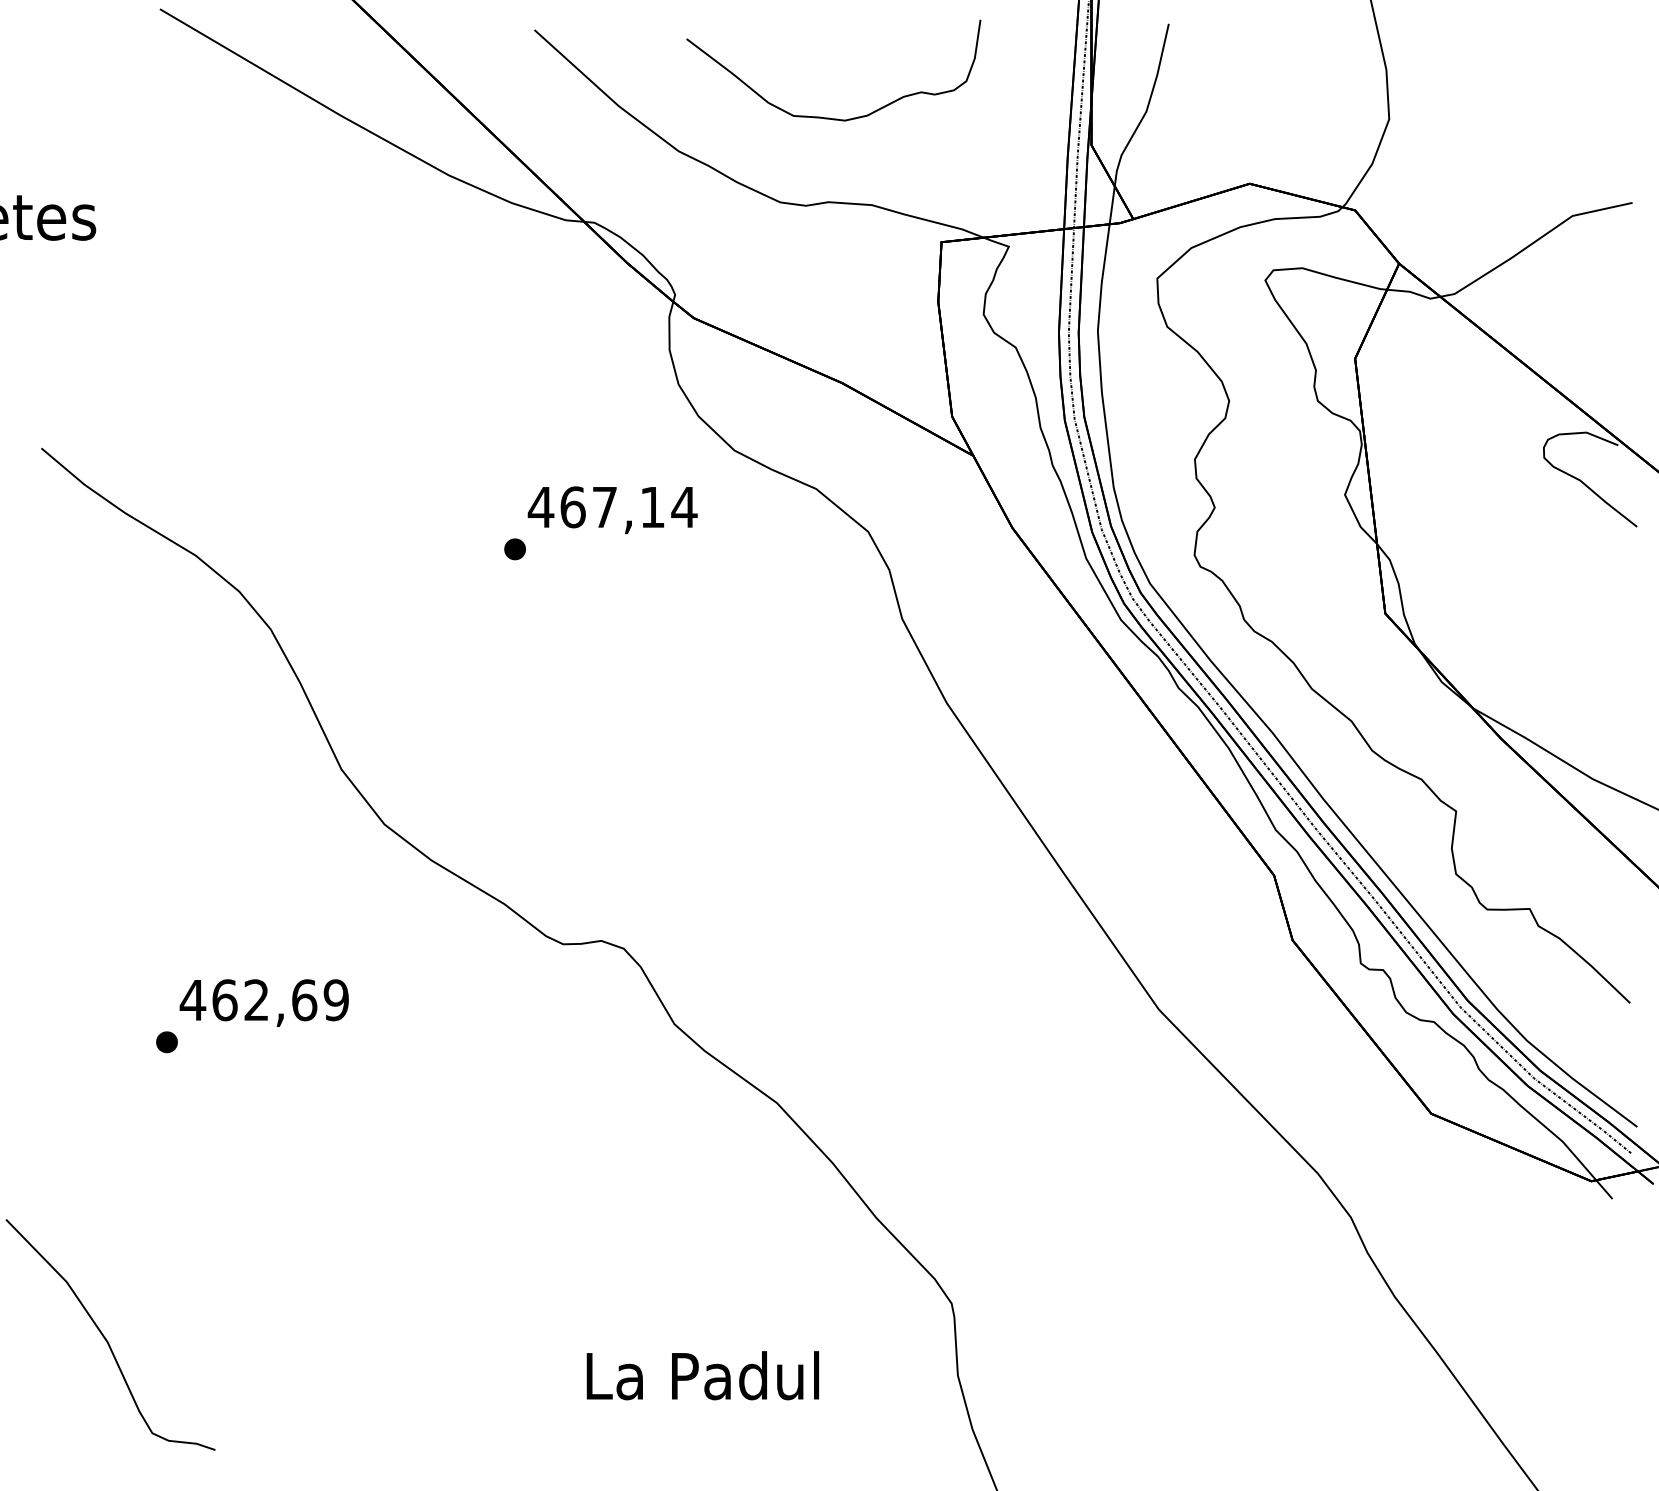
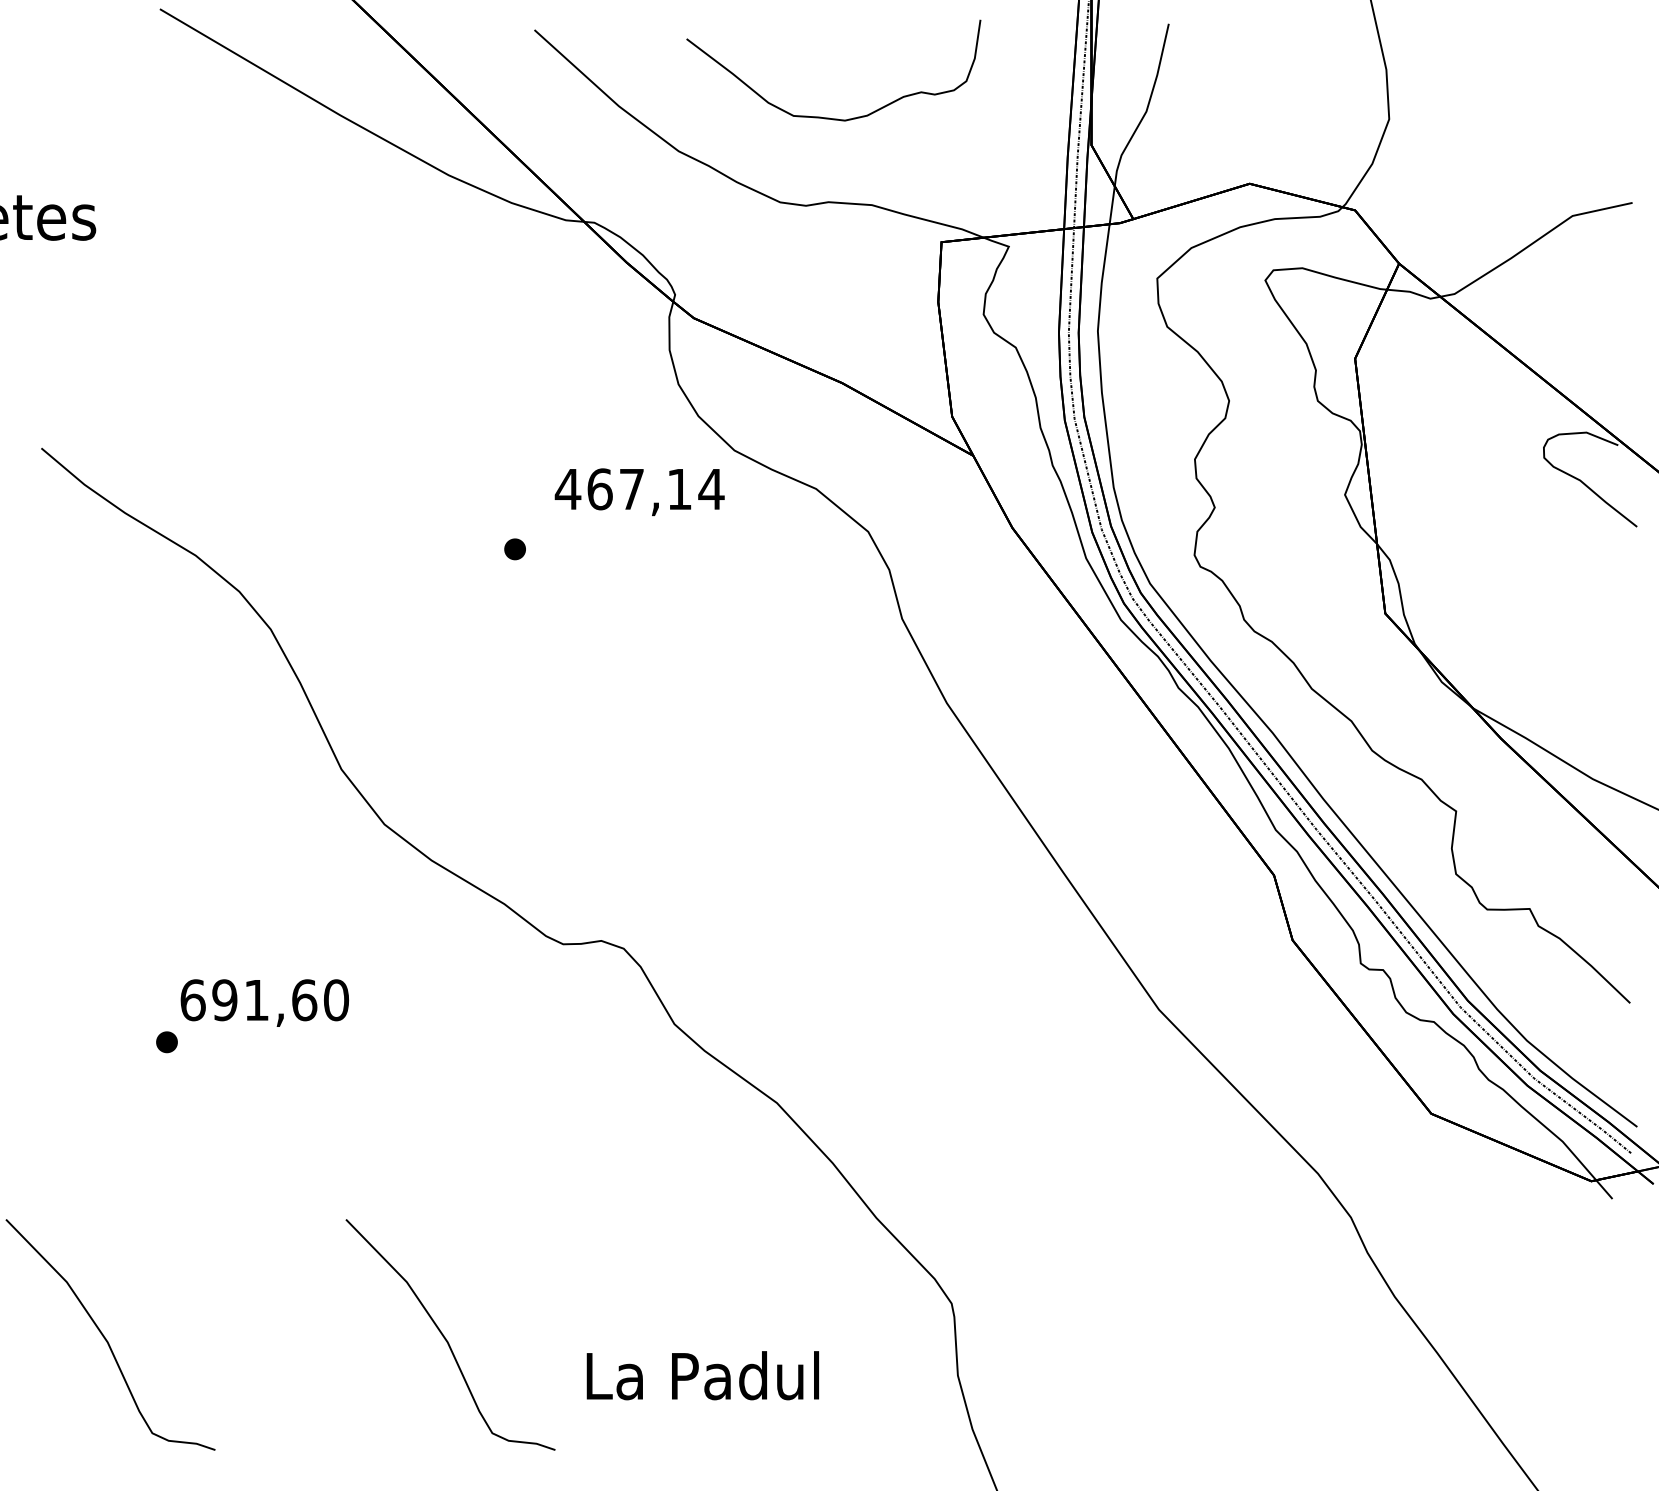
text position: (612, 509) -> (639, 491) (639, 491)
text: 462,69 -> 691,60 (264, 1000)
curve: none -> present (446, 1338)
